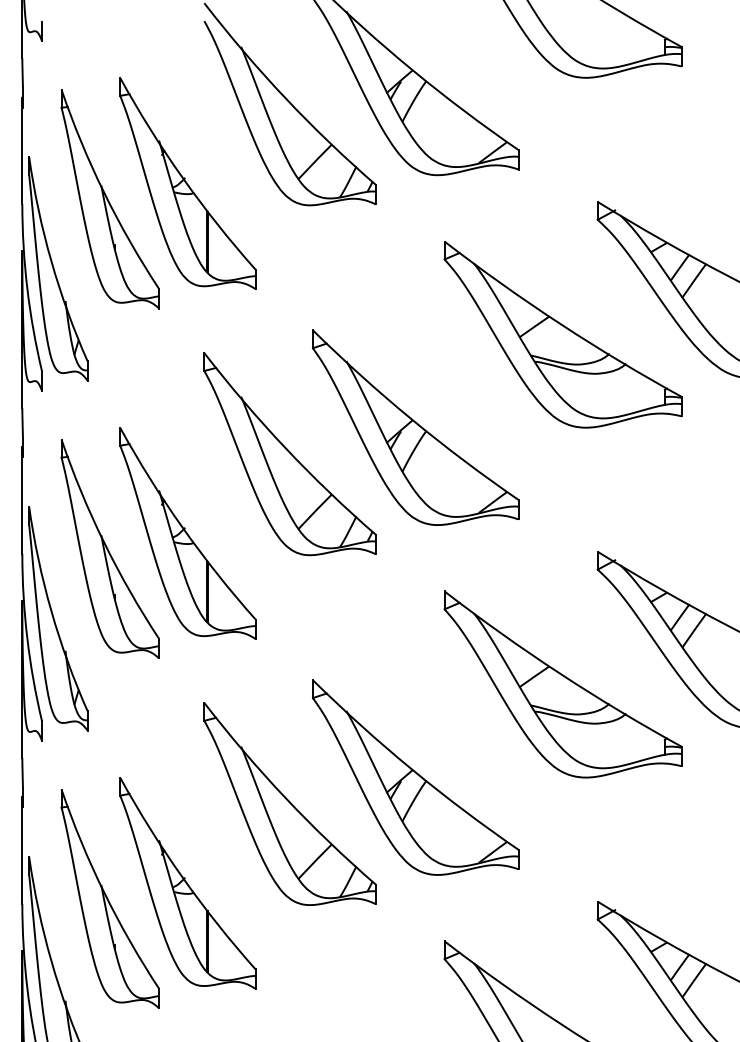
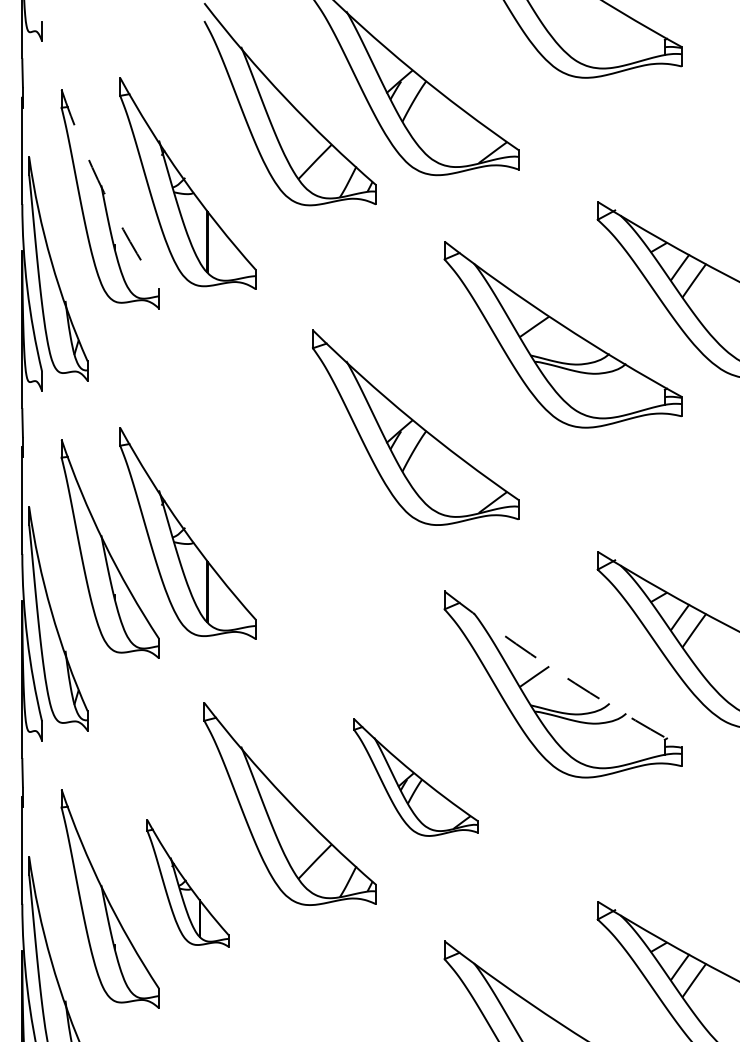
arc: solid -> dashed (104, 192)
part: present -> none (289, 454)
arc: solid -> dashed (560, 673)
part size: 208x197 px -> 126x119 px (415, 777)
part size: 138x213 px -> 84x129 px (187, 883)
